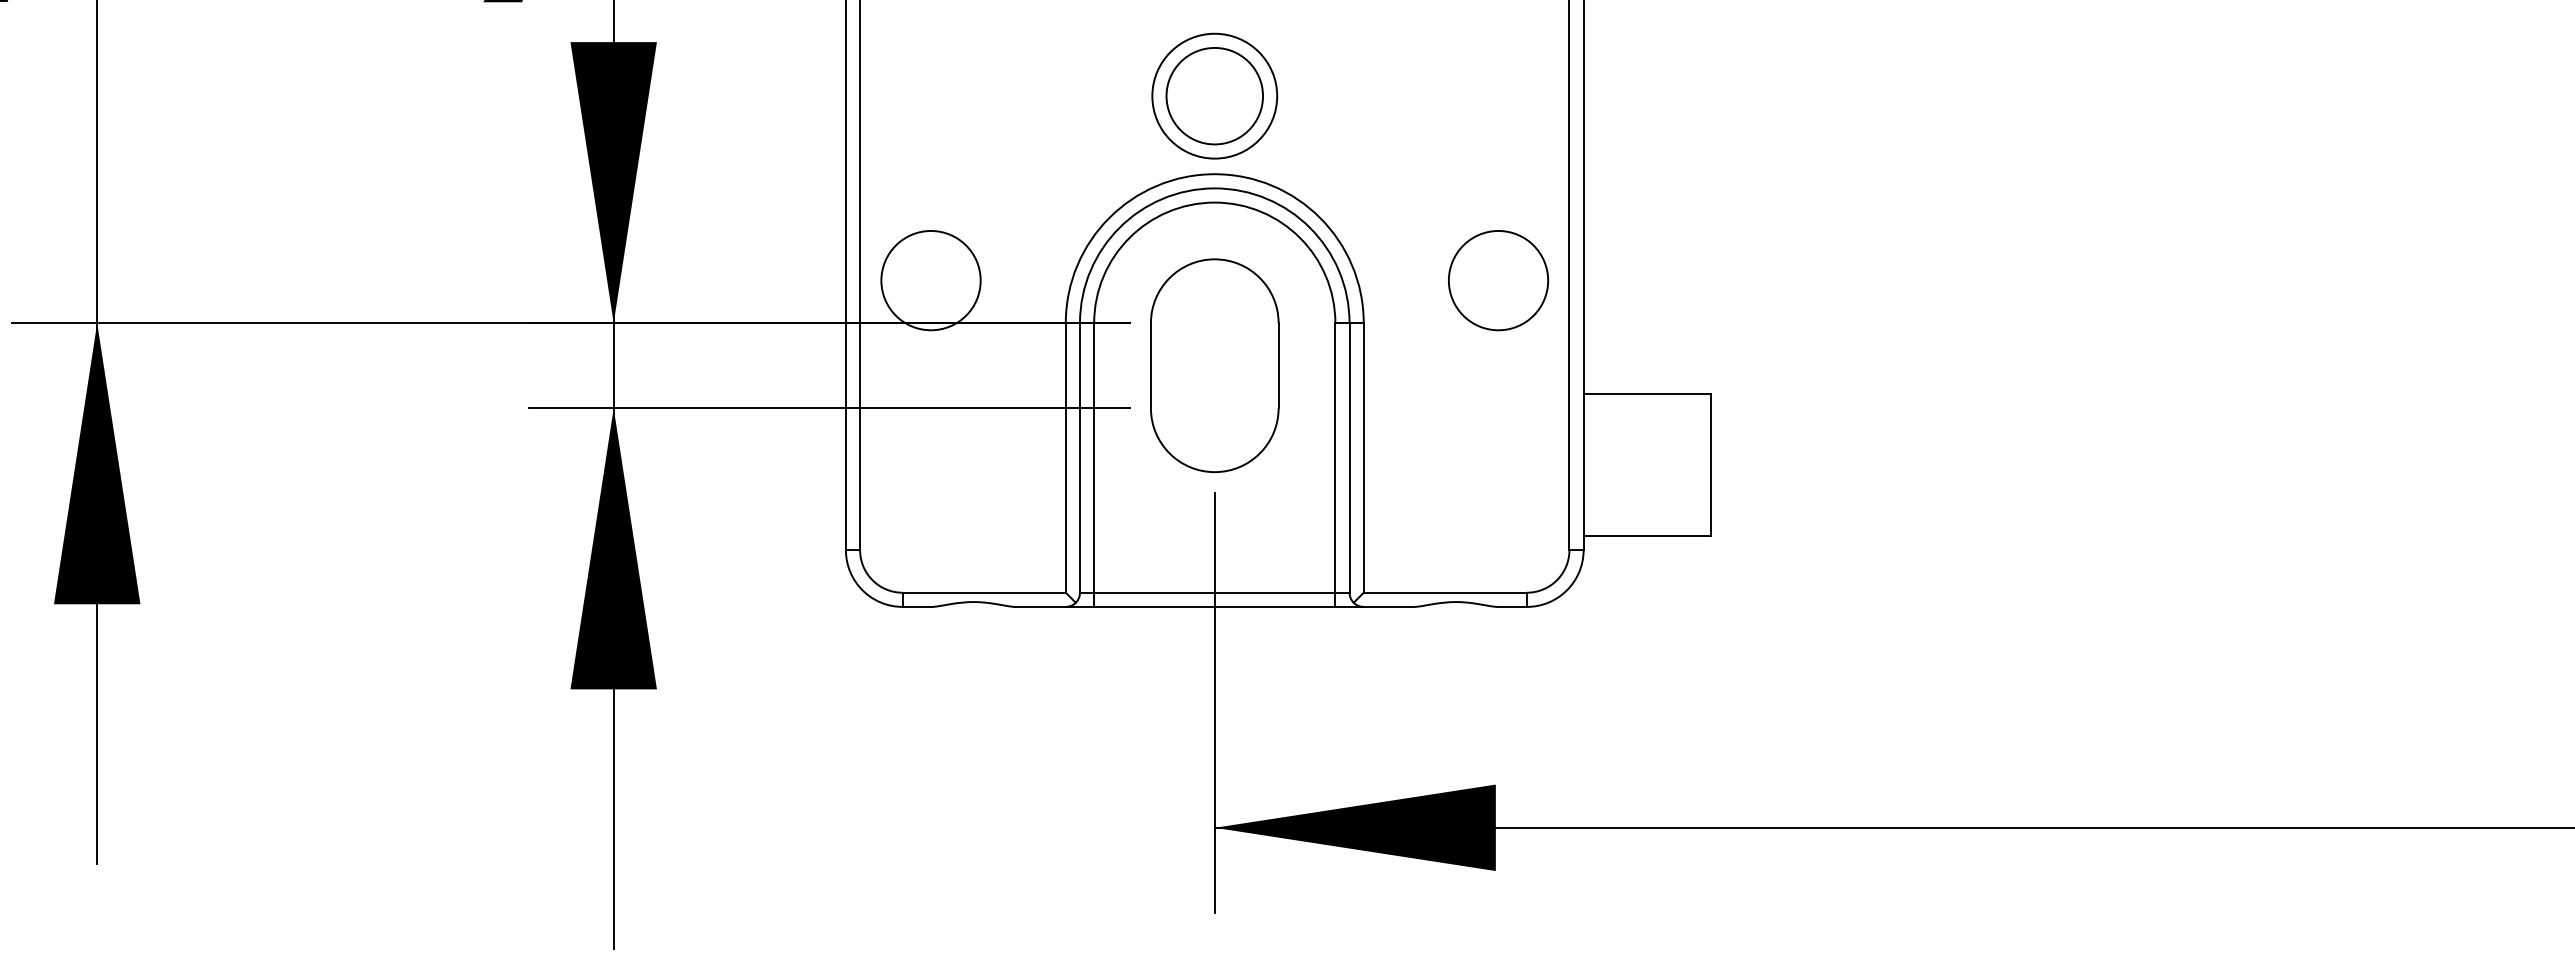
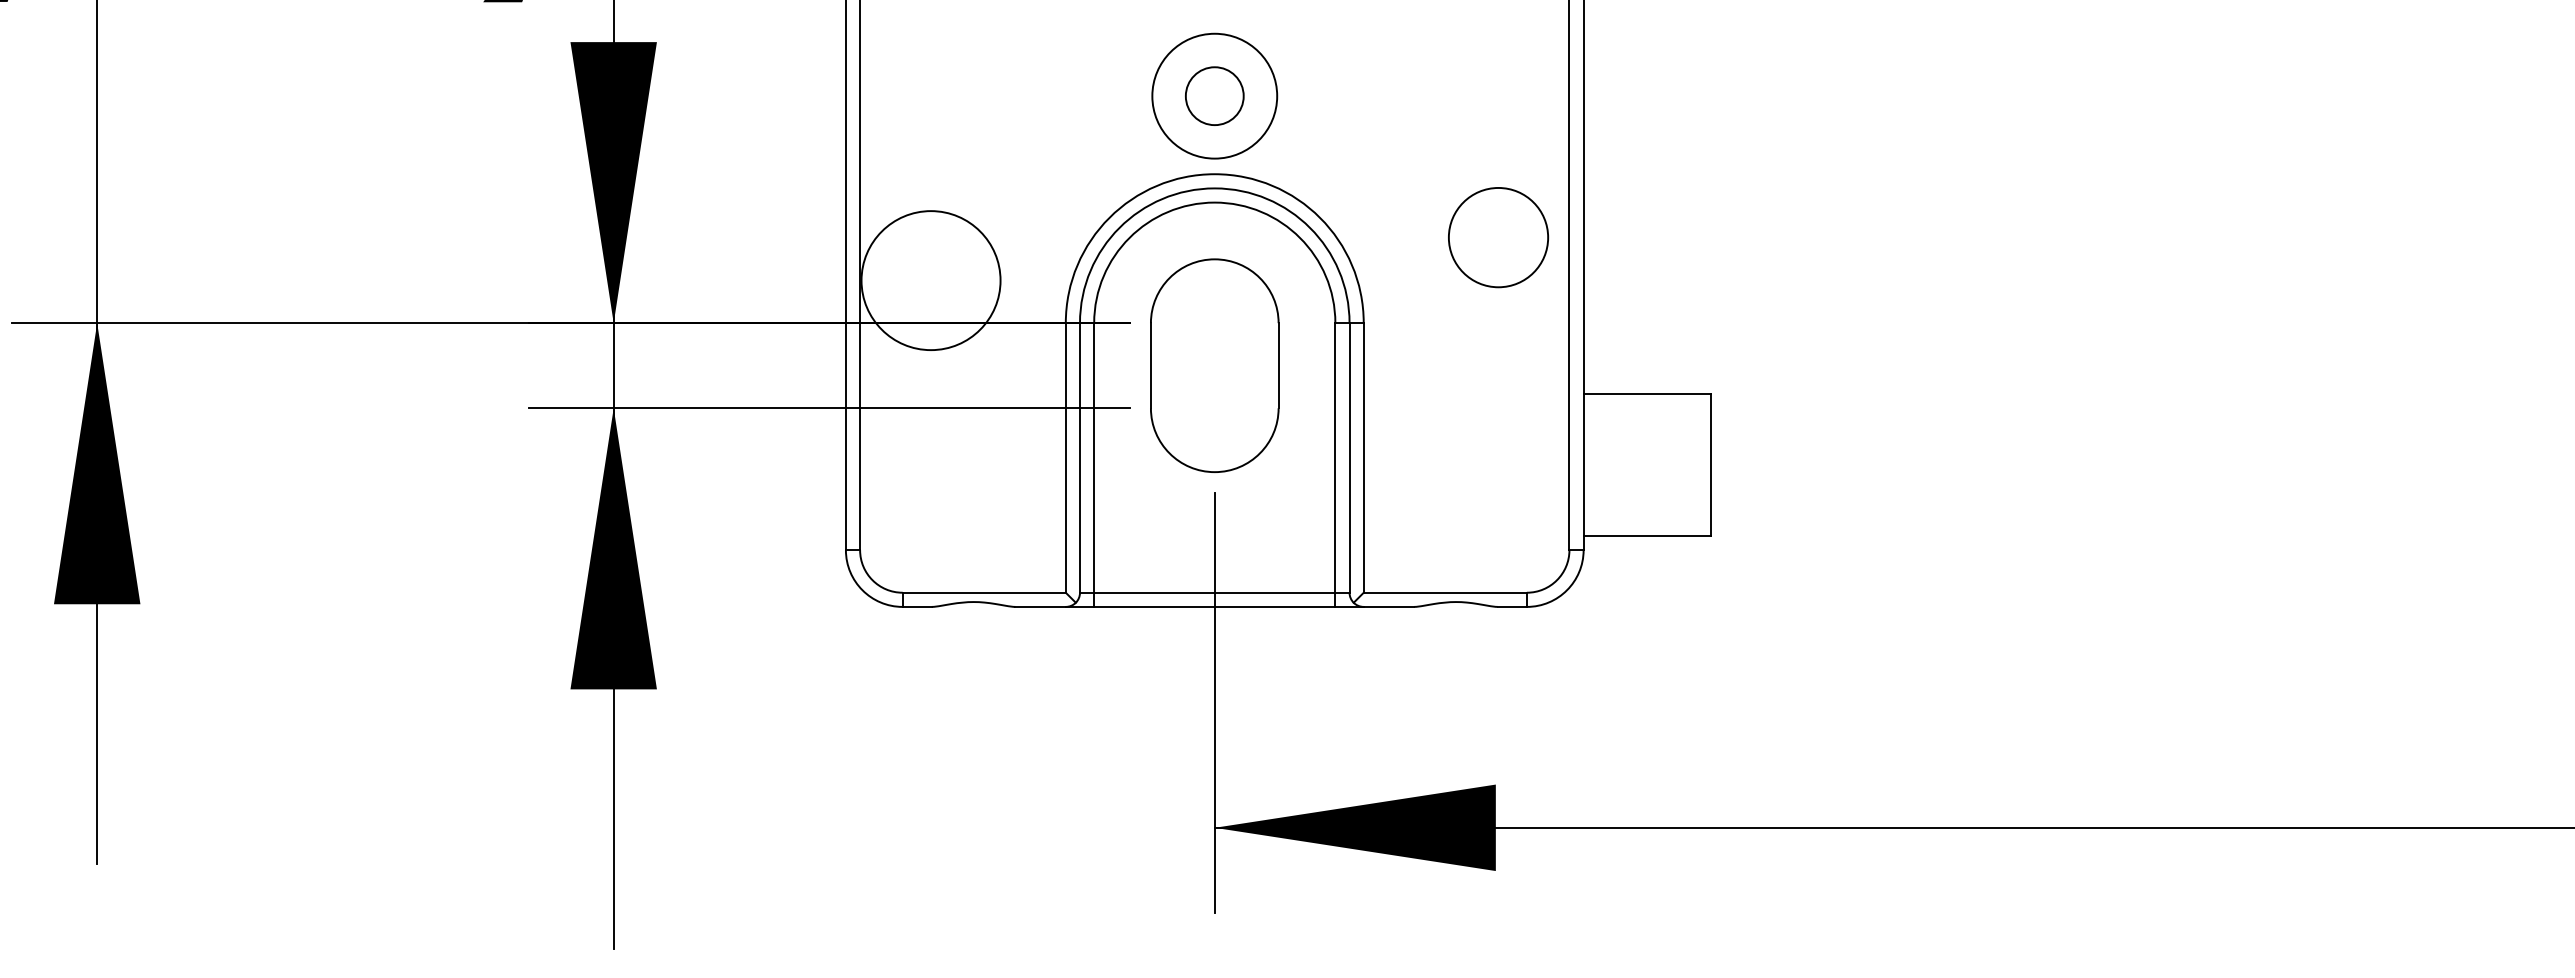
circle diameter: 96 px -> 58 px (1214, 96)
circle diameter: 99 px -> 139 px (930, 280)
circle position: (1498, 280) -> (1498, 237) (1498, 237)
